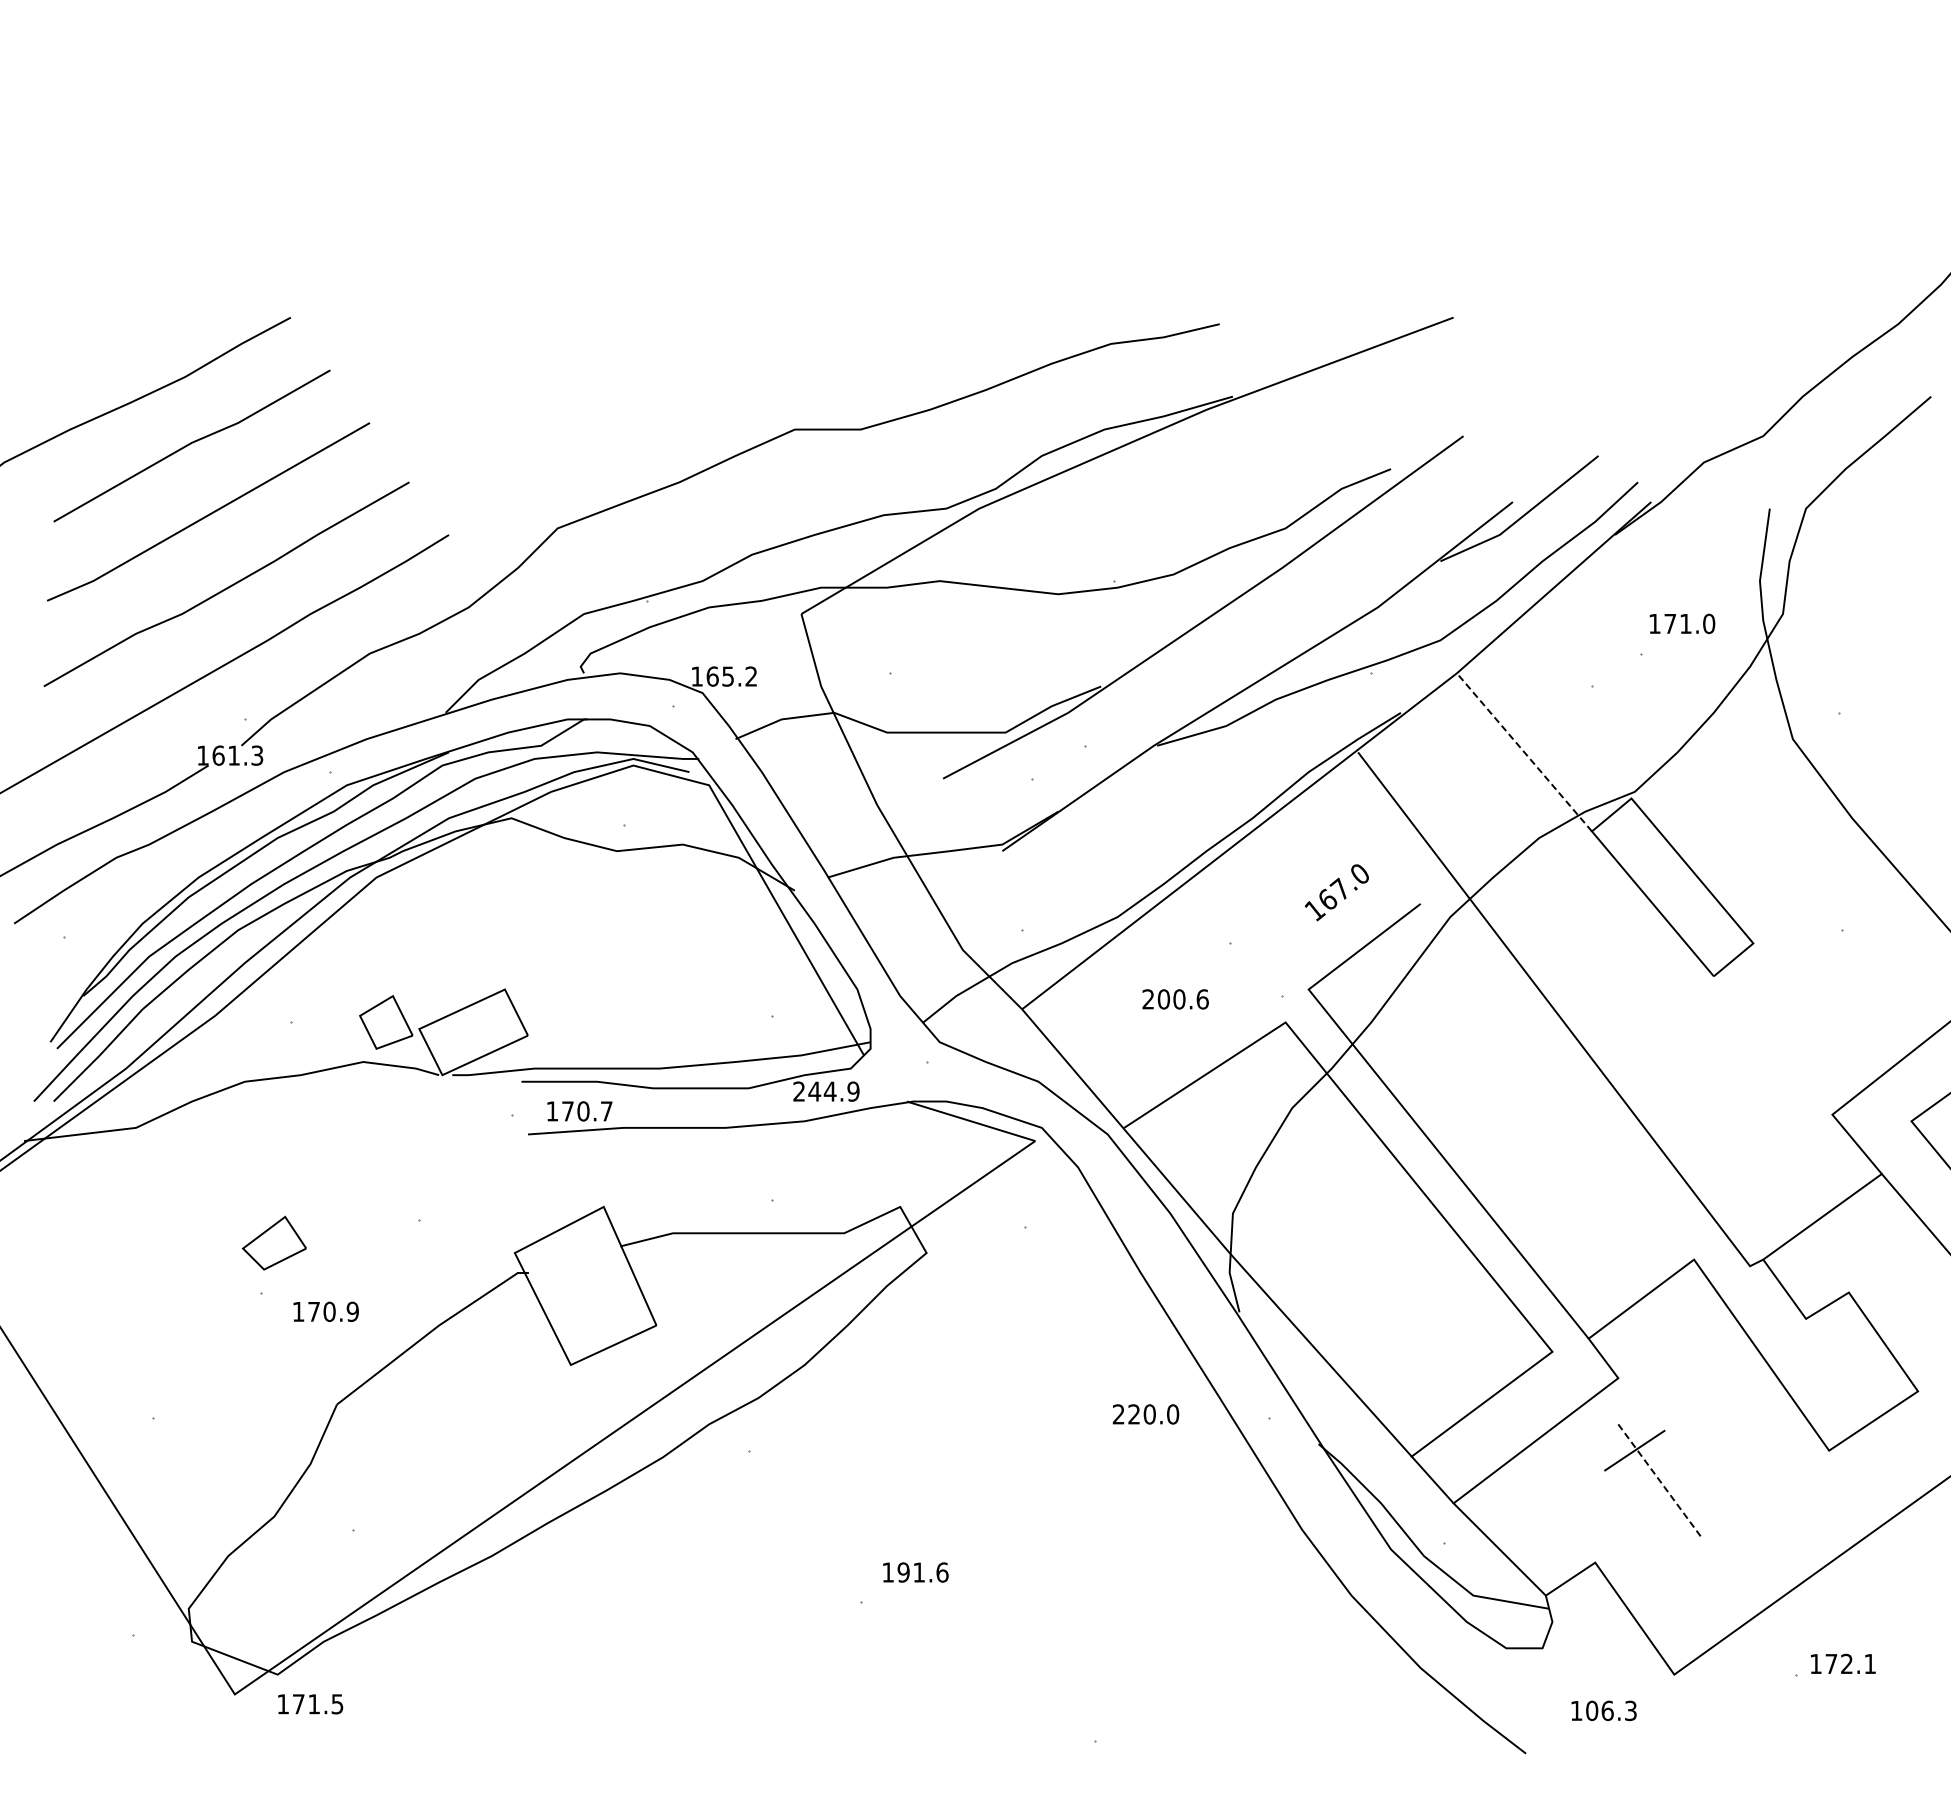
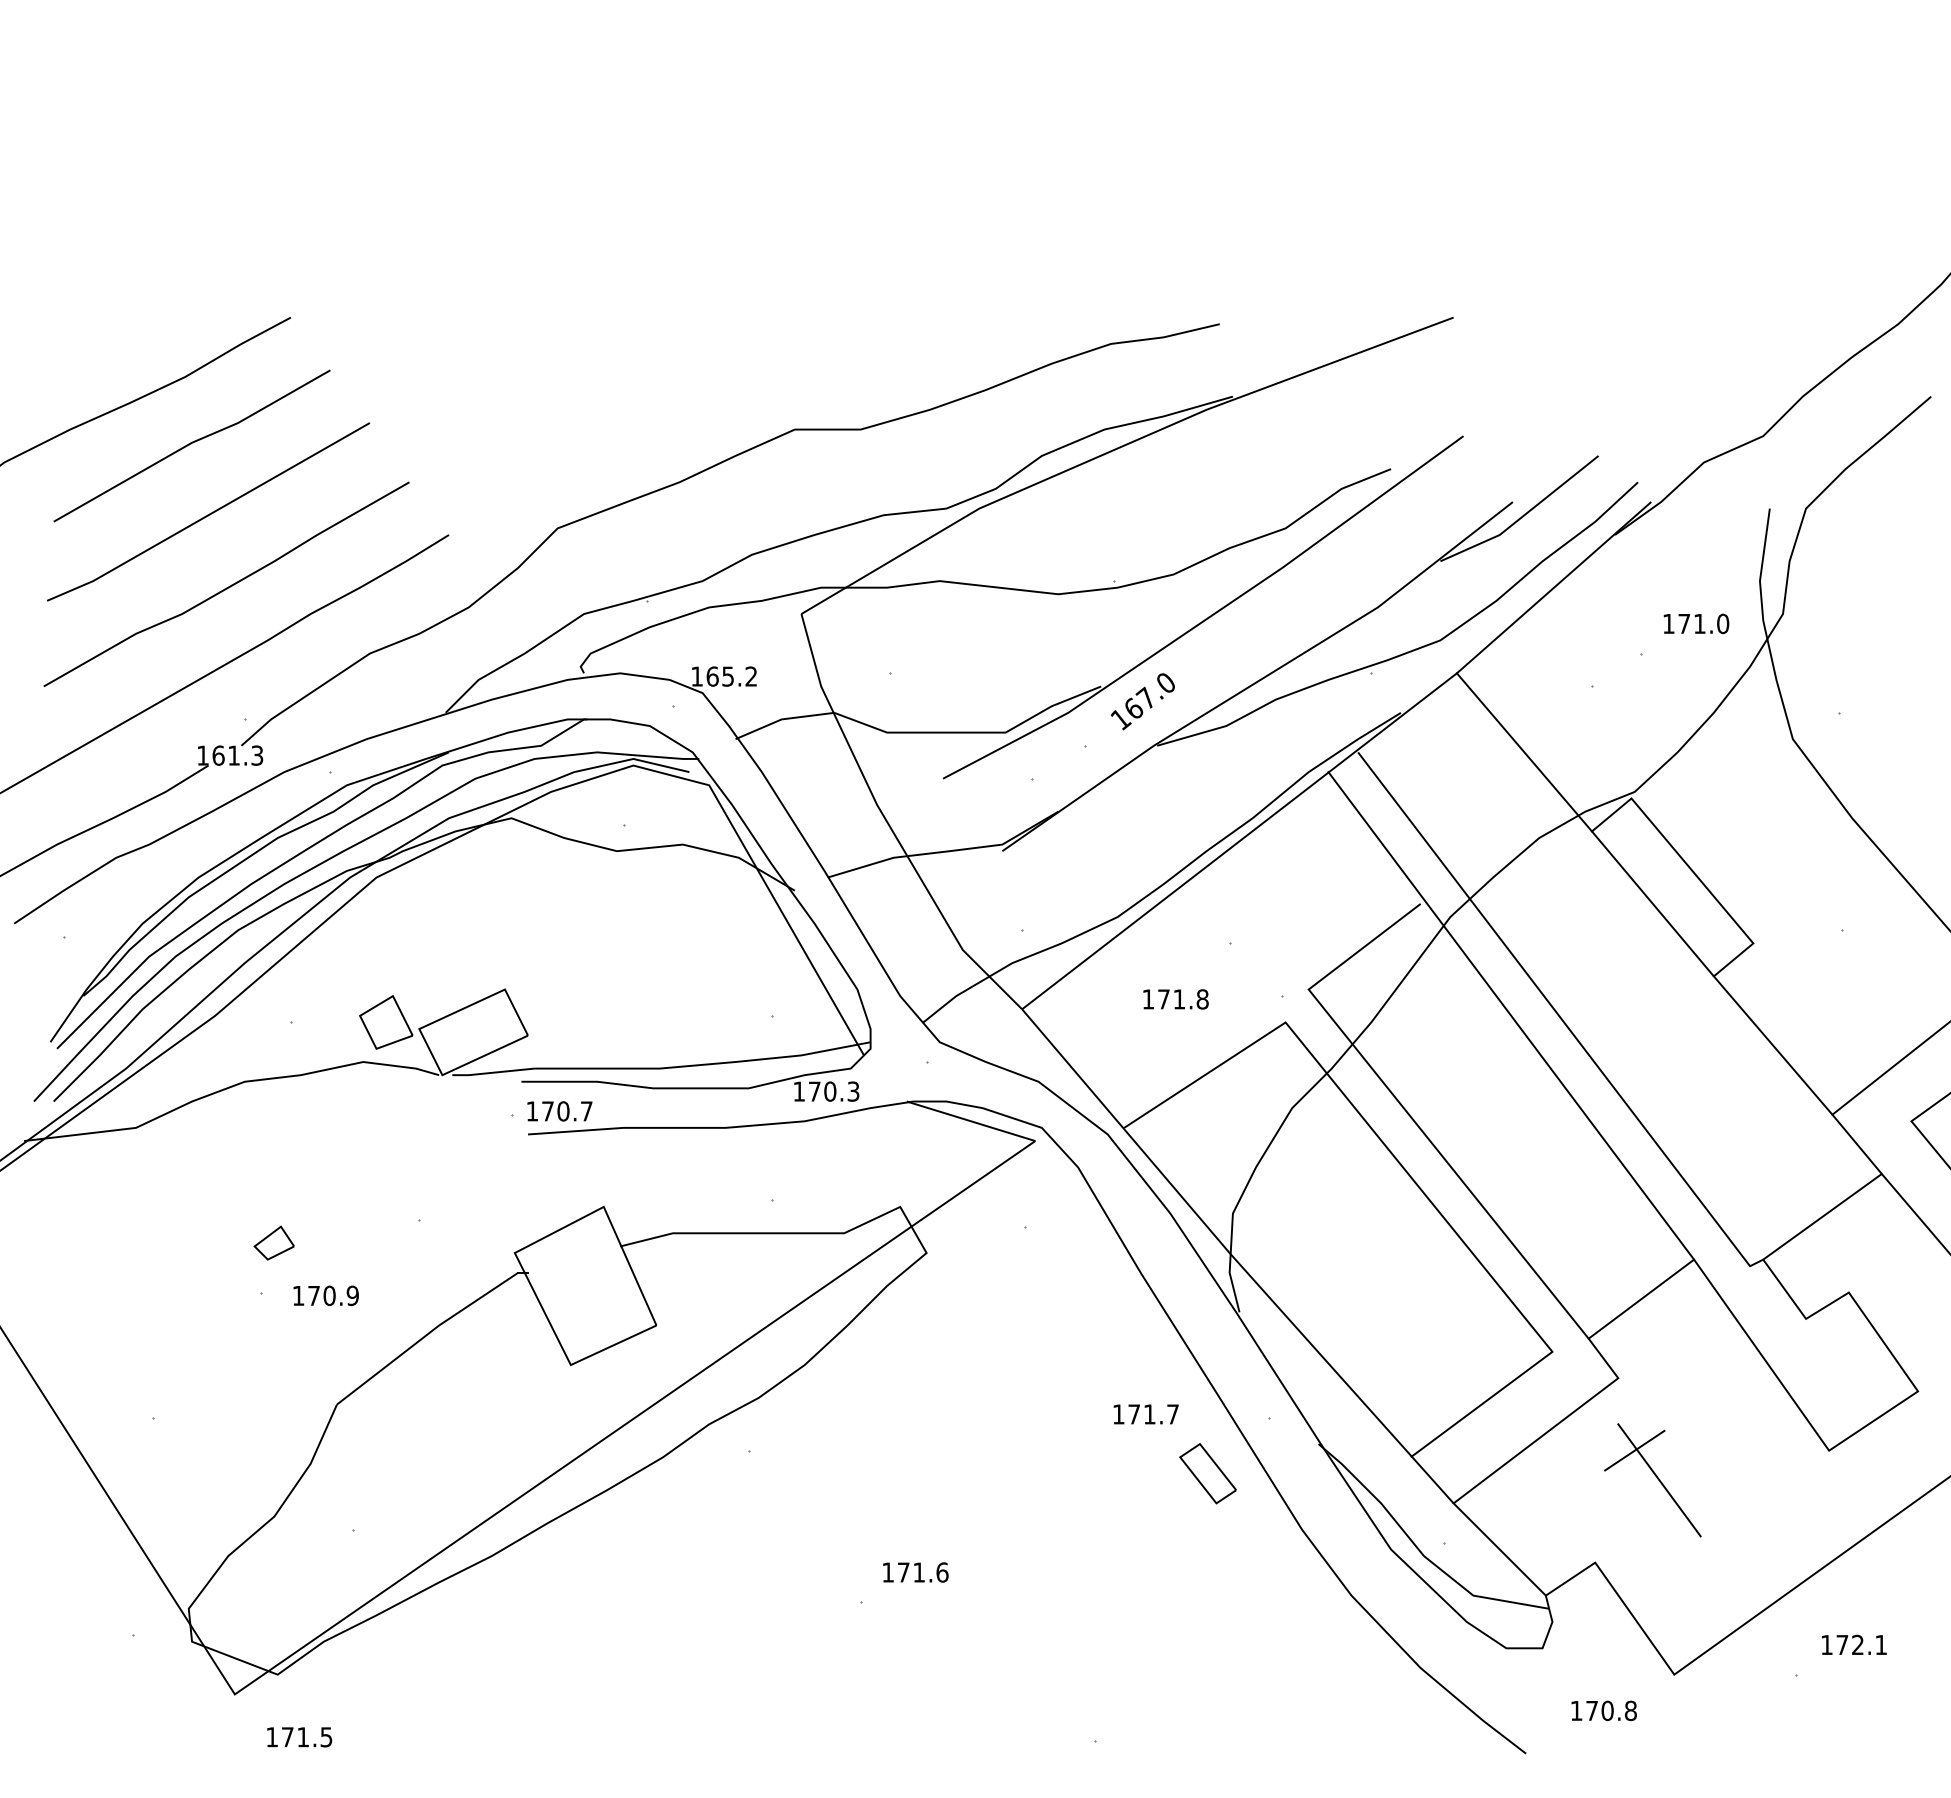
text position: (1682, 623) -> (1696, 623) (1696, 623)
line: dashed -> solid (1524, 752)
text position: (1336, 892) -> (1142, 701) (1142, 701)
text: 200.6 -> 171.8 (1175, 999)
line: none -> present (1511, 1015)
line: none -> present (1772, 1045)
text: 244.9 -> 170.3 (826, 1091)
text position: (579, 1111) -> (559, 1111) (559, 1111)
part size: 66x56 px -> 42x36 px (273, 1242)
text position: (325, 1311) -> (325, 1295) (325, 1295)
text: 220.0 -> 171.7 (1145, 1414)
part: none -> present (1207, 1473)
line: dashed -> solid (1659, 1480)
text: 191.6 -> 171.6 (903, 1572)
text position: (1843, 1663) -> (1854, 1644) (1854, 1644)
text position: (310, 1704) -> (299, 1737) (299, 1737)
text: 106.3 -> 170.8 (1611, 1710)
